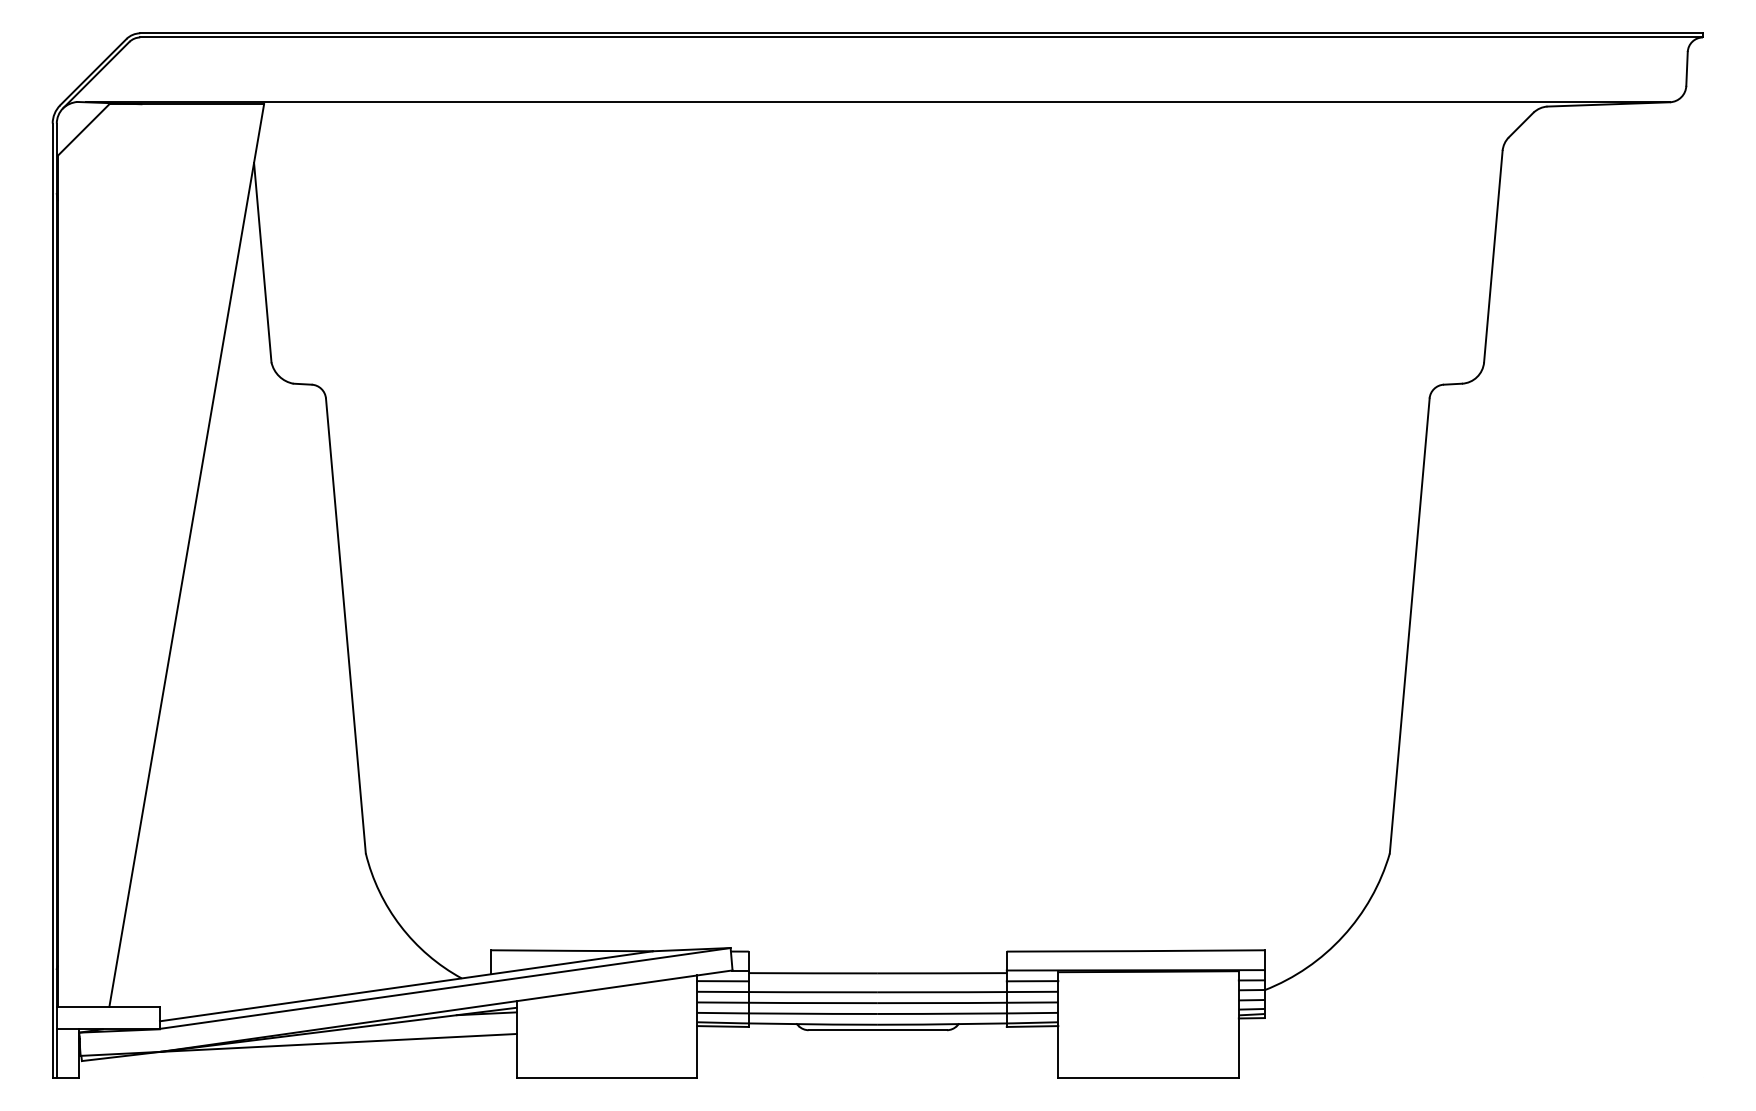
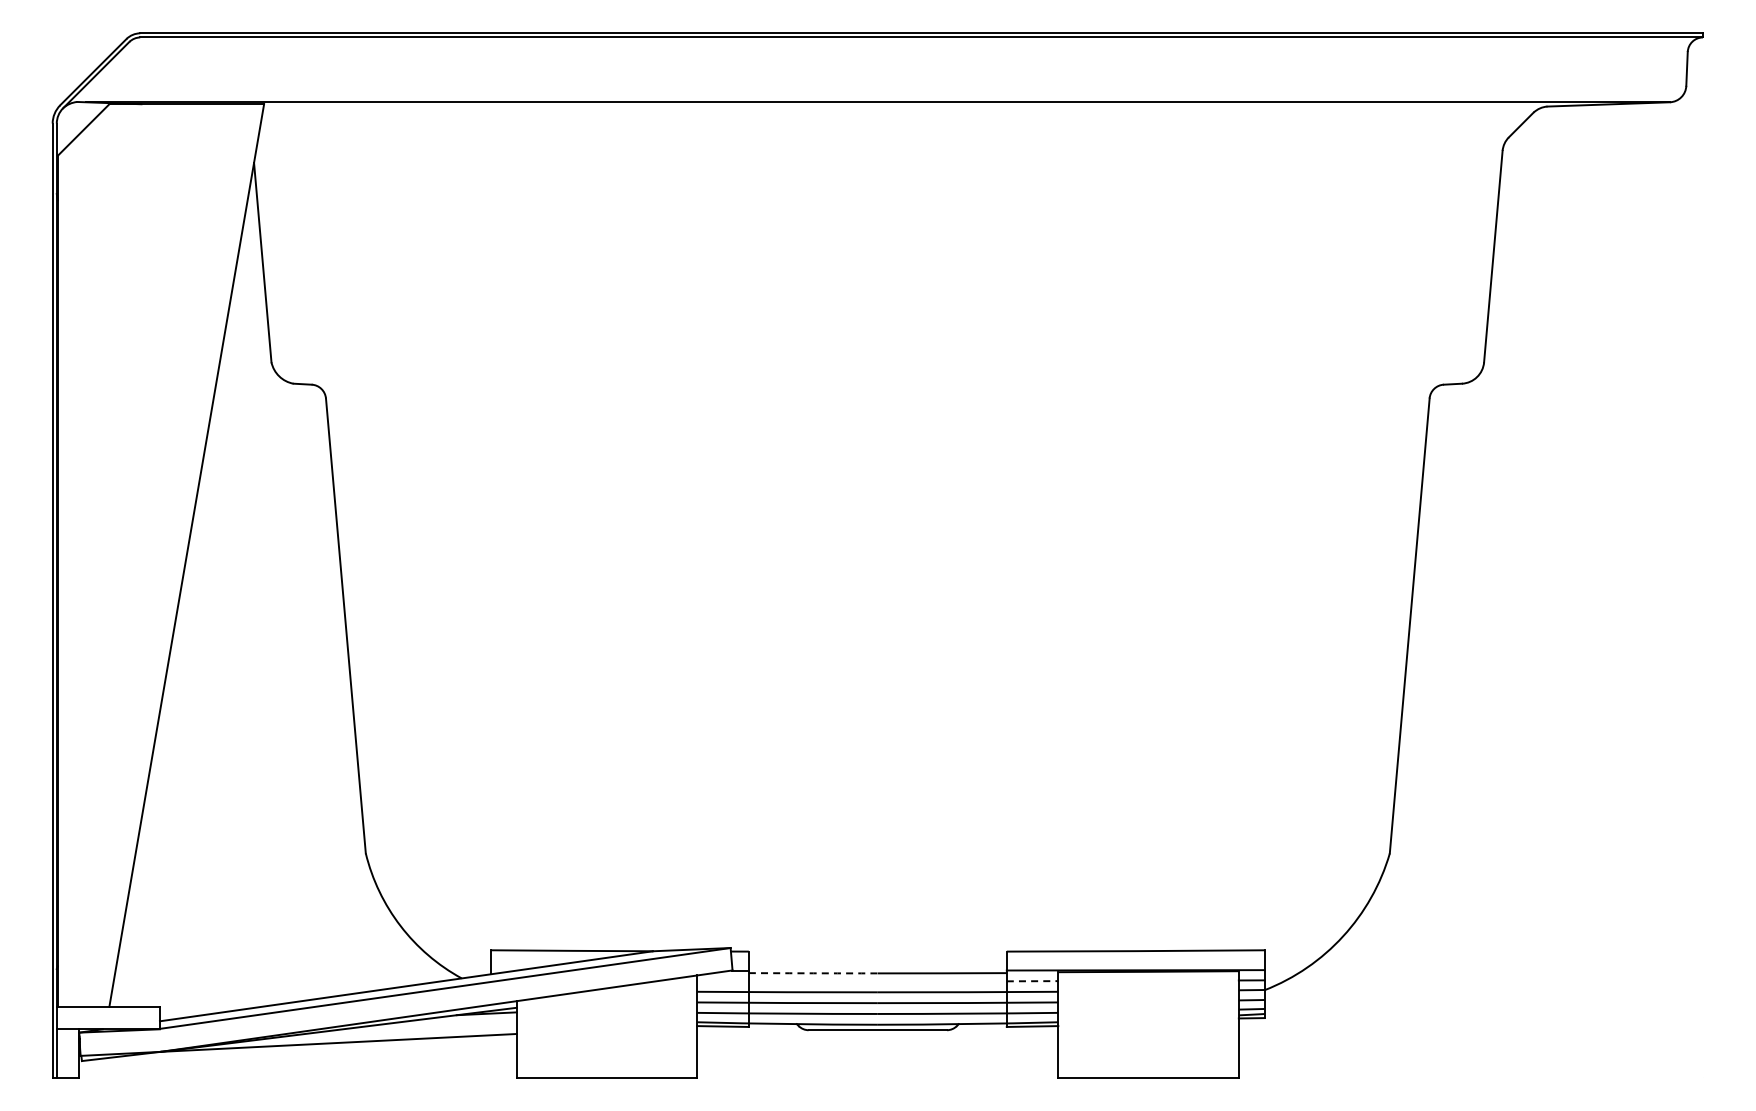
arc: solid -> dashed (813, 973)
line: present -> none (722, 981)
line: solid -> dashed (1032, 981)
